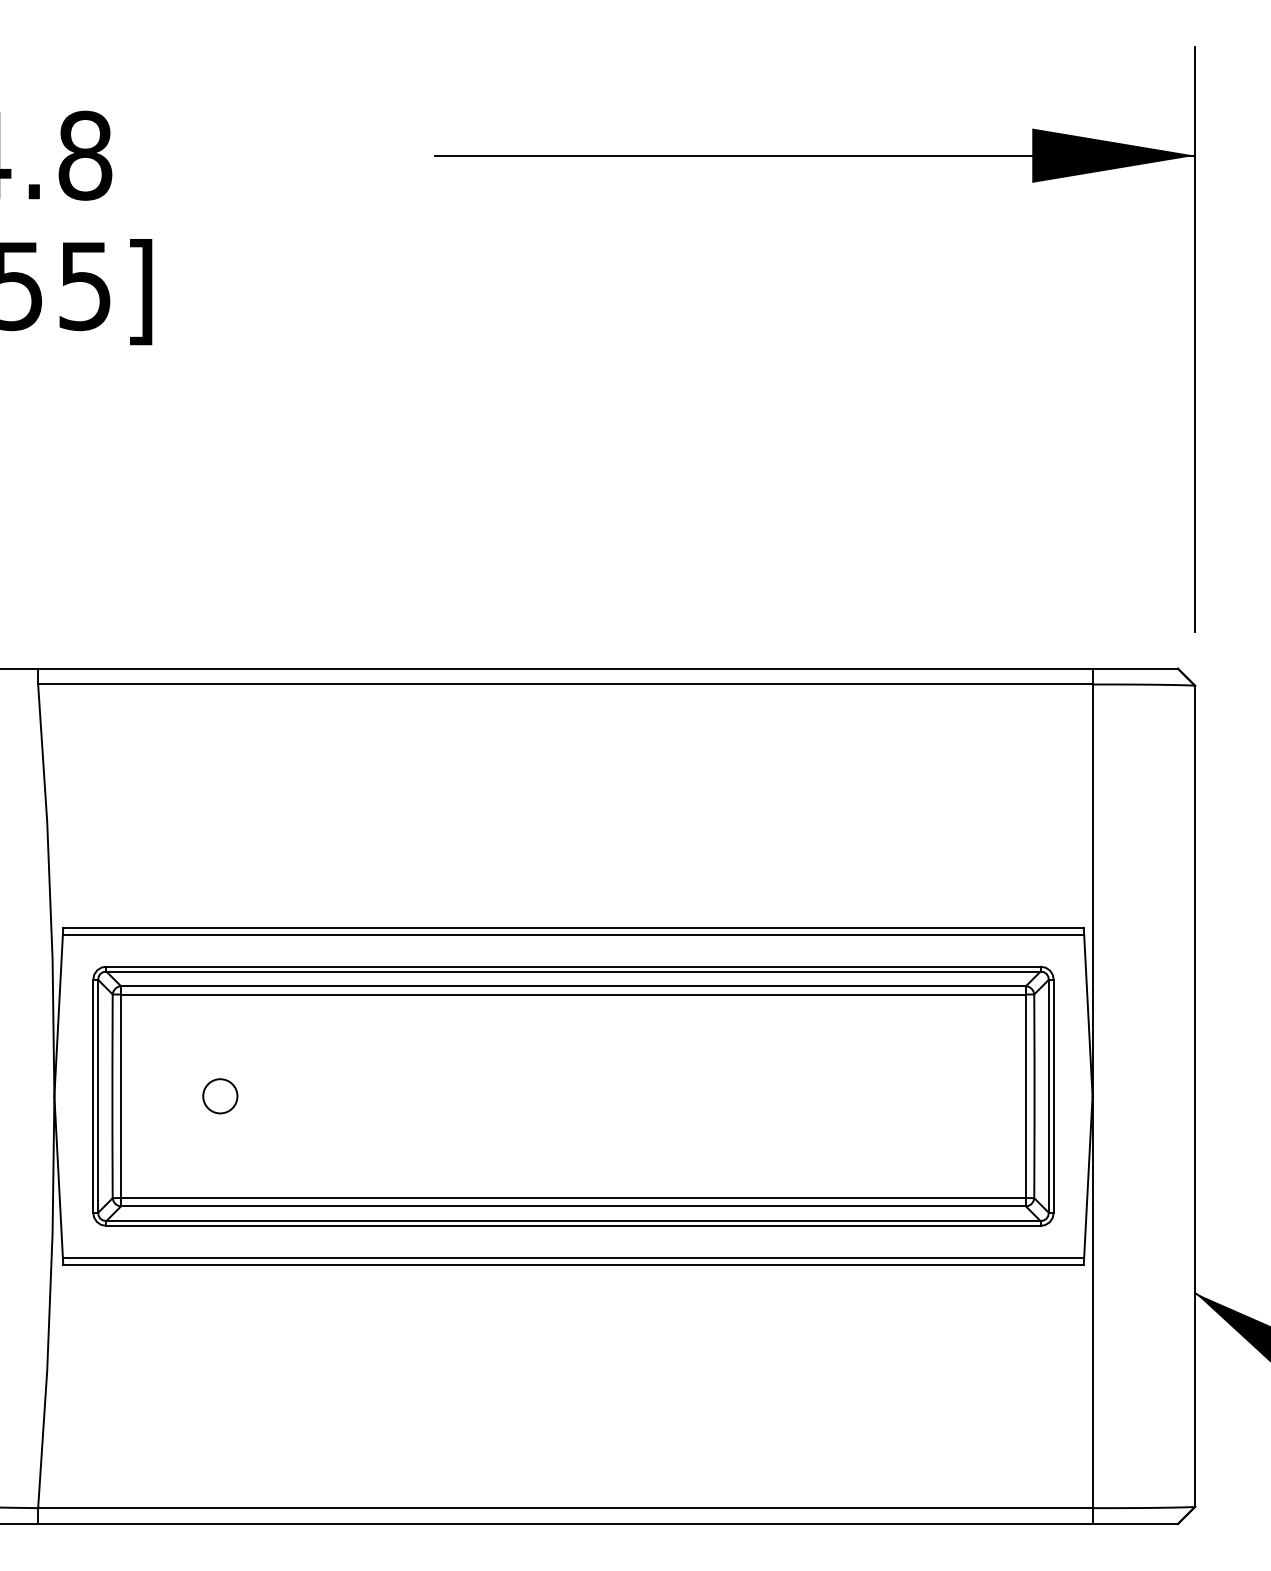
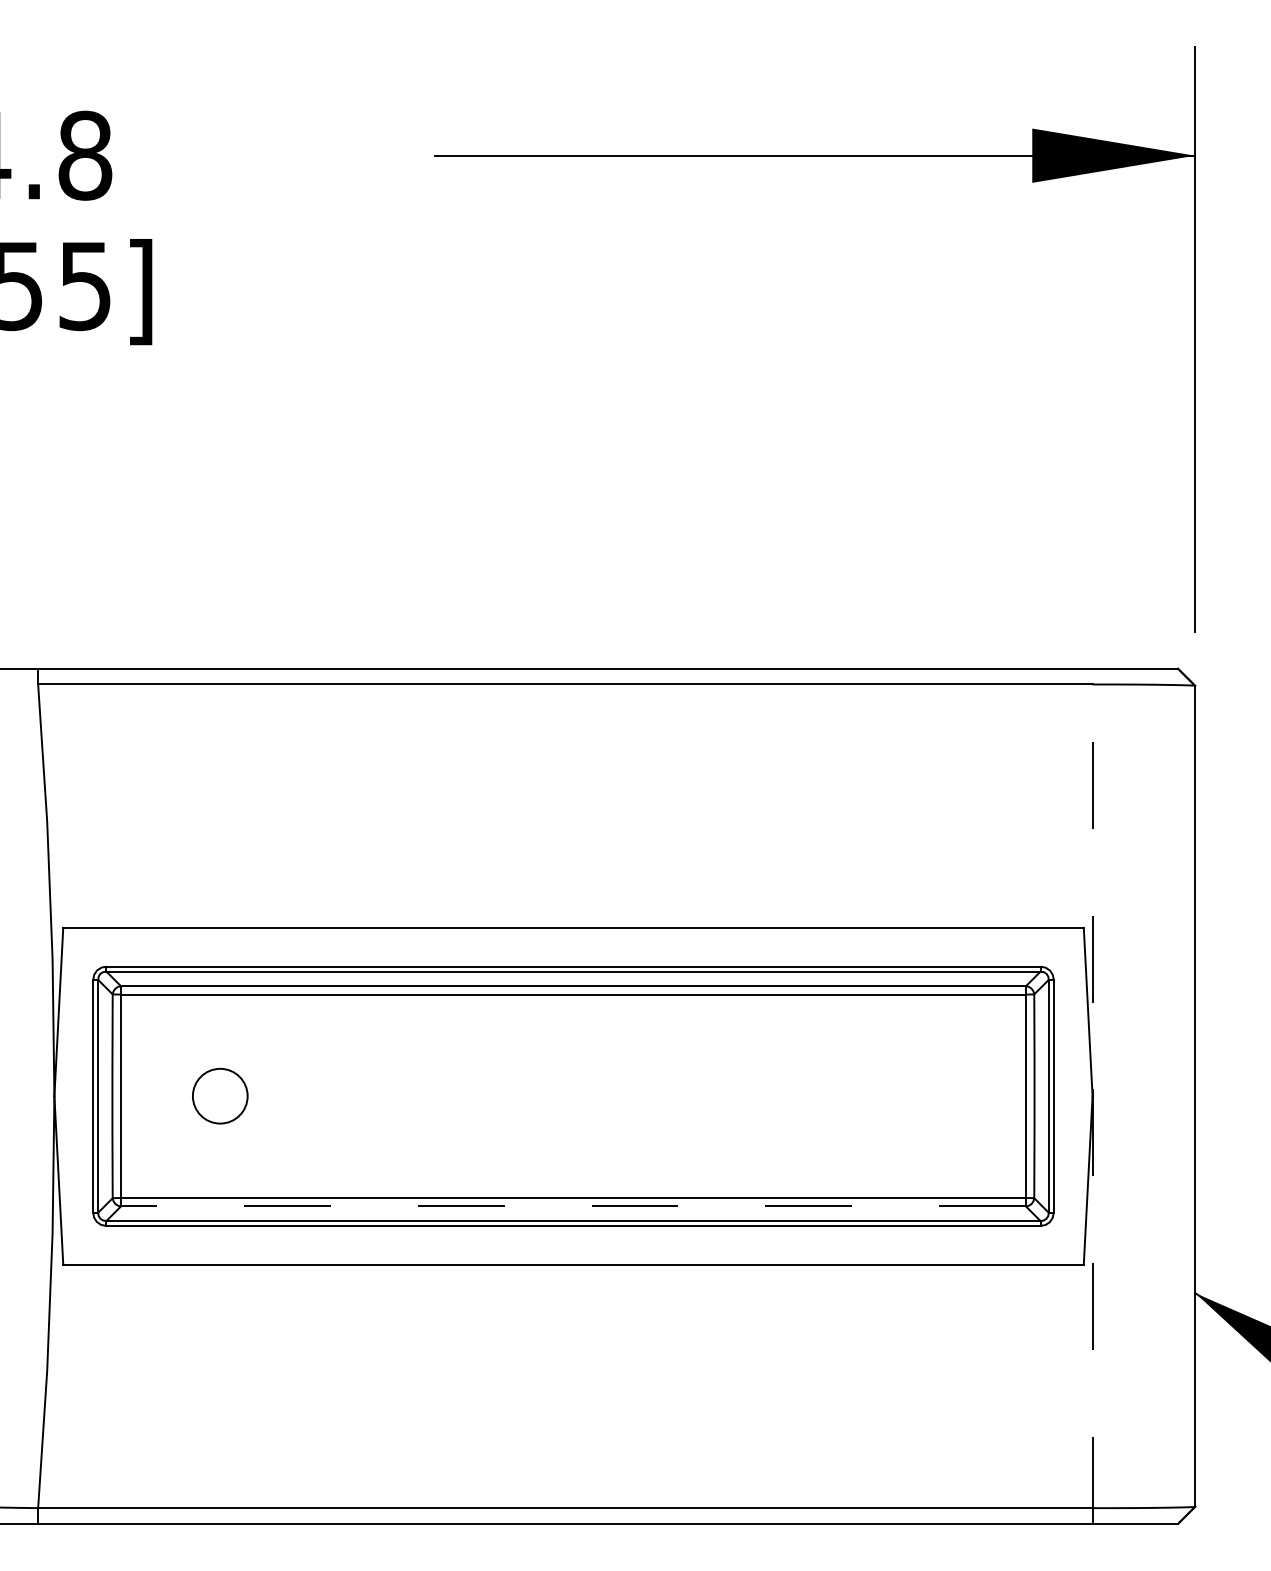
line: present -> none (573, 934)
circle size: 37x37 px -> 57x58 px (220, 1095)
line: solid -> dashed (1092, 1096)
line: solid -> dashed (573, 1206)
line: present -> none (573, 1257)
